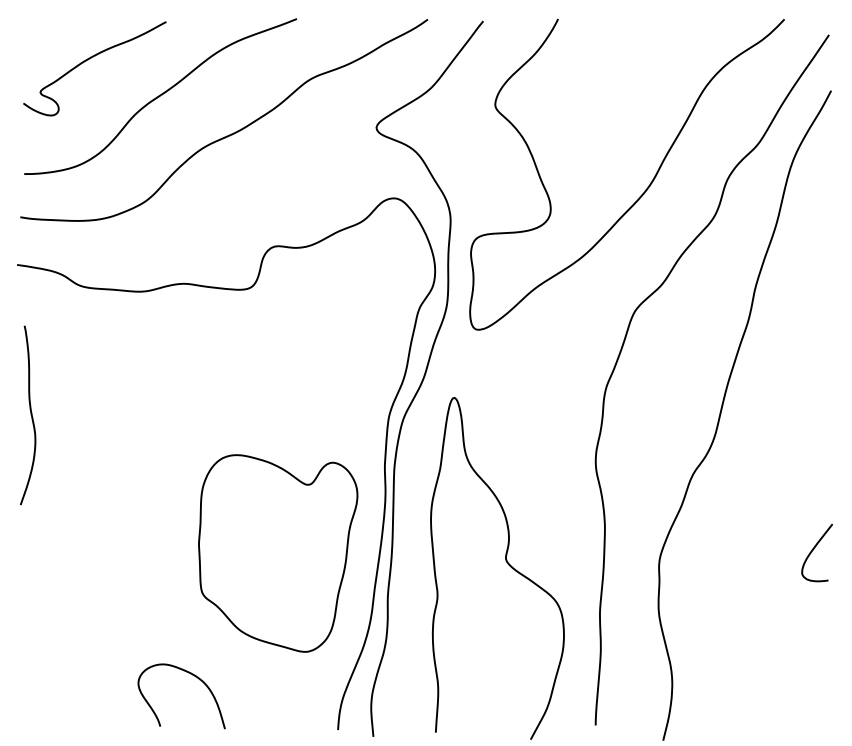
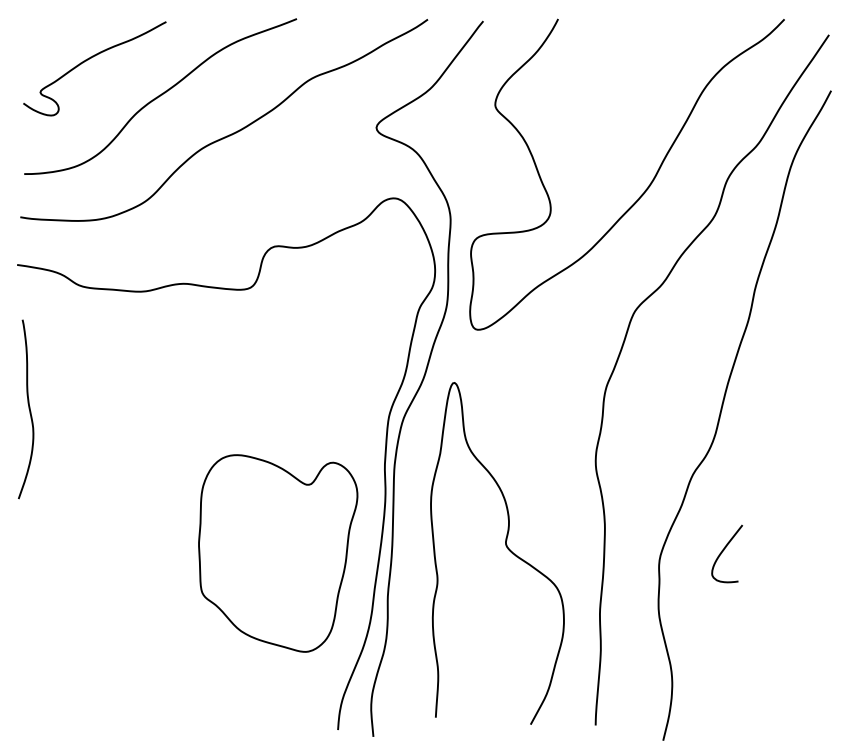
curve position: (30, 415) -> (28, 409) (28, 409)
curve position: (814, 549) -> (724, 550) (724, 550)
curve position: (507, 564) -> (507, 549) (507, 549)
curve: present -> none (195, 677)
